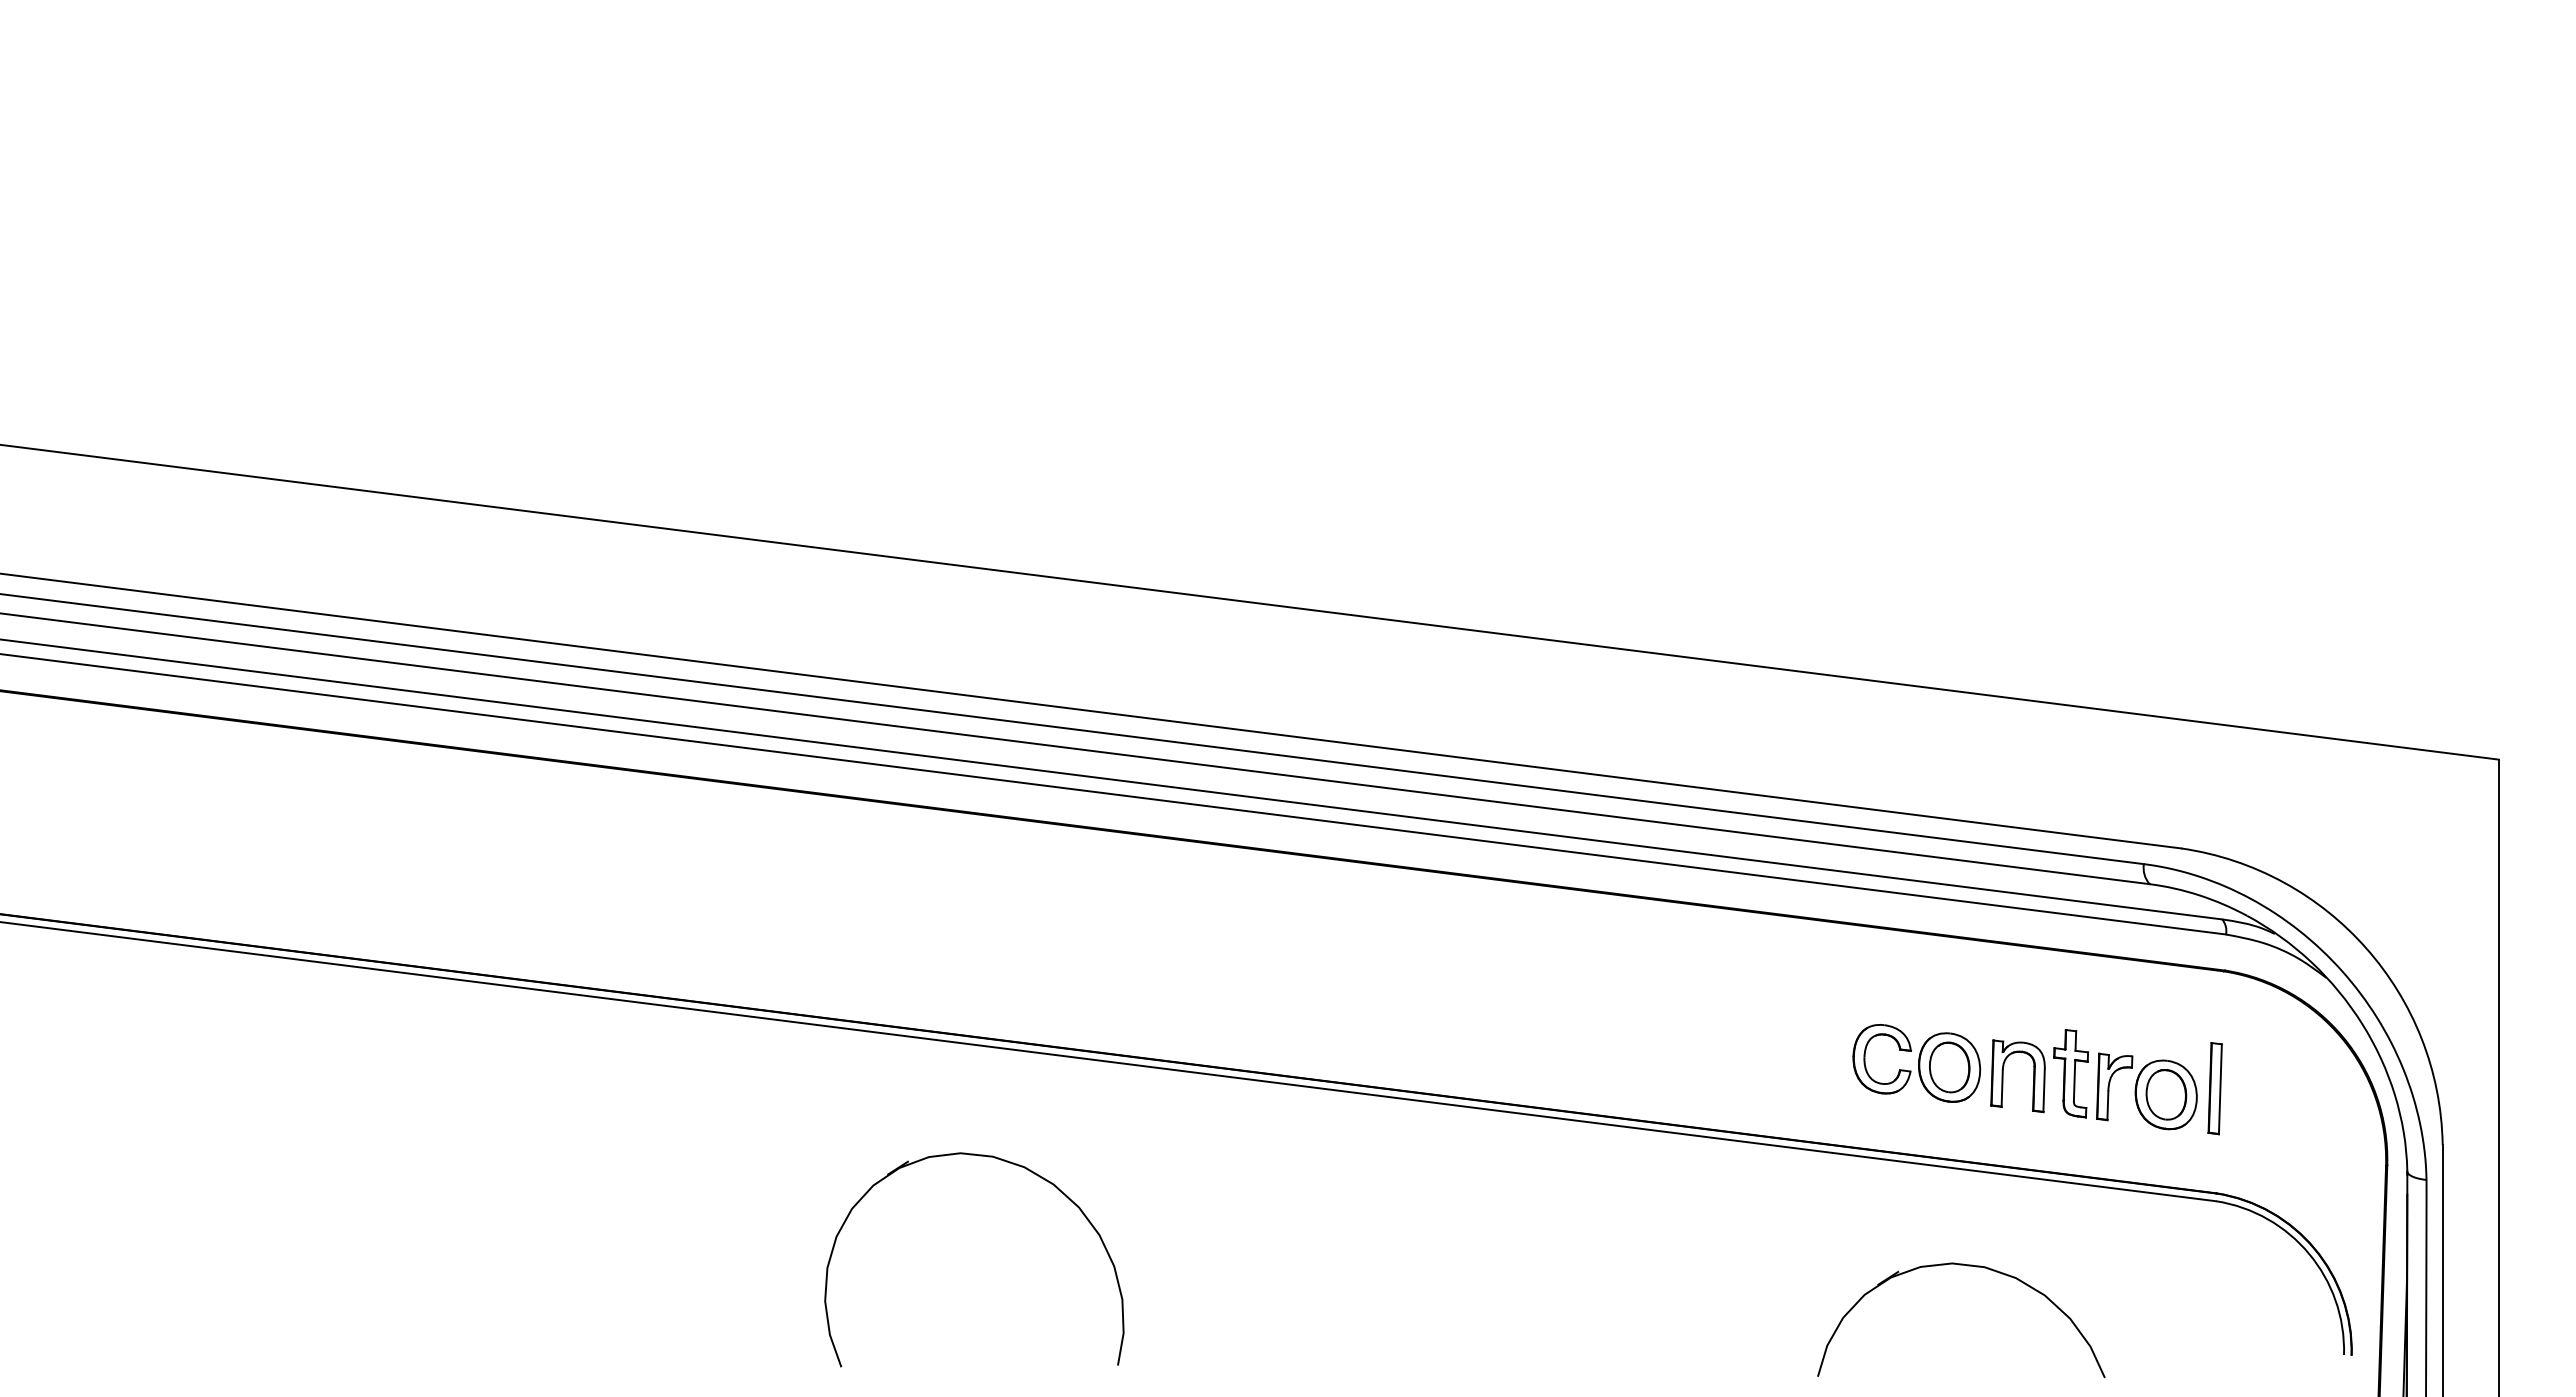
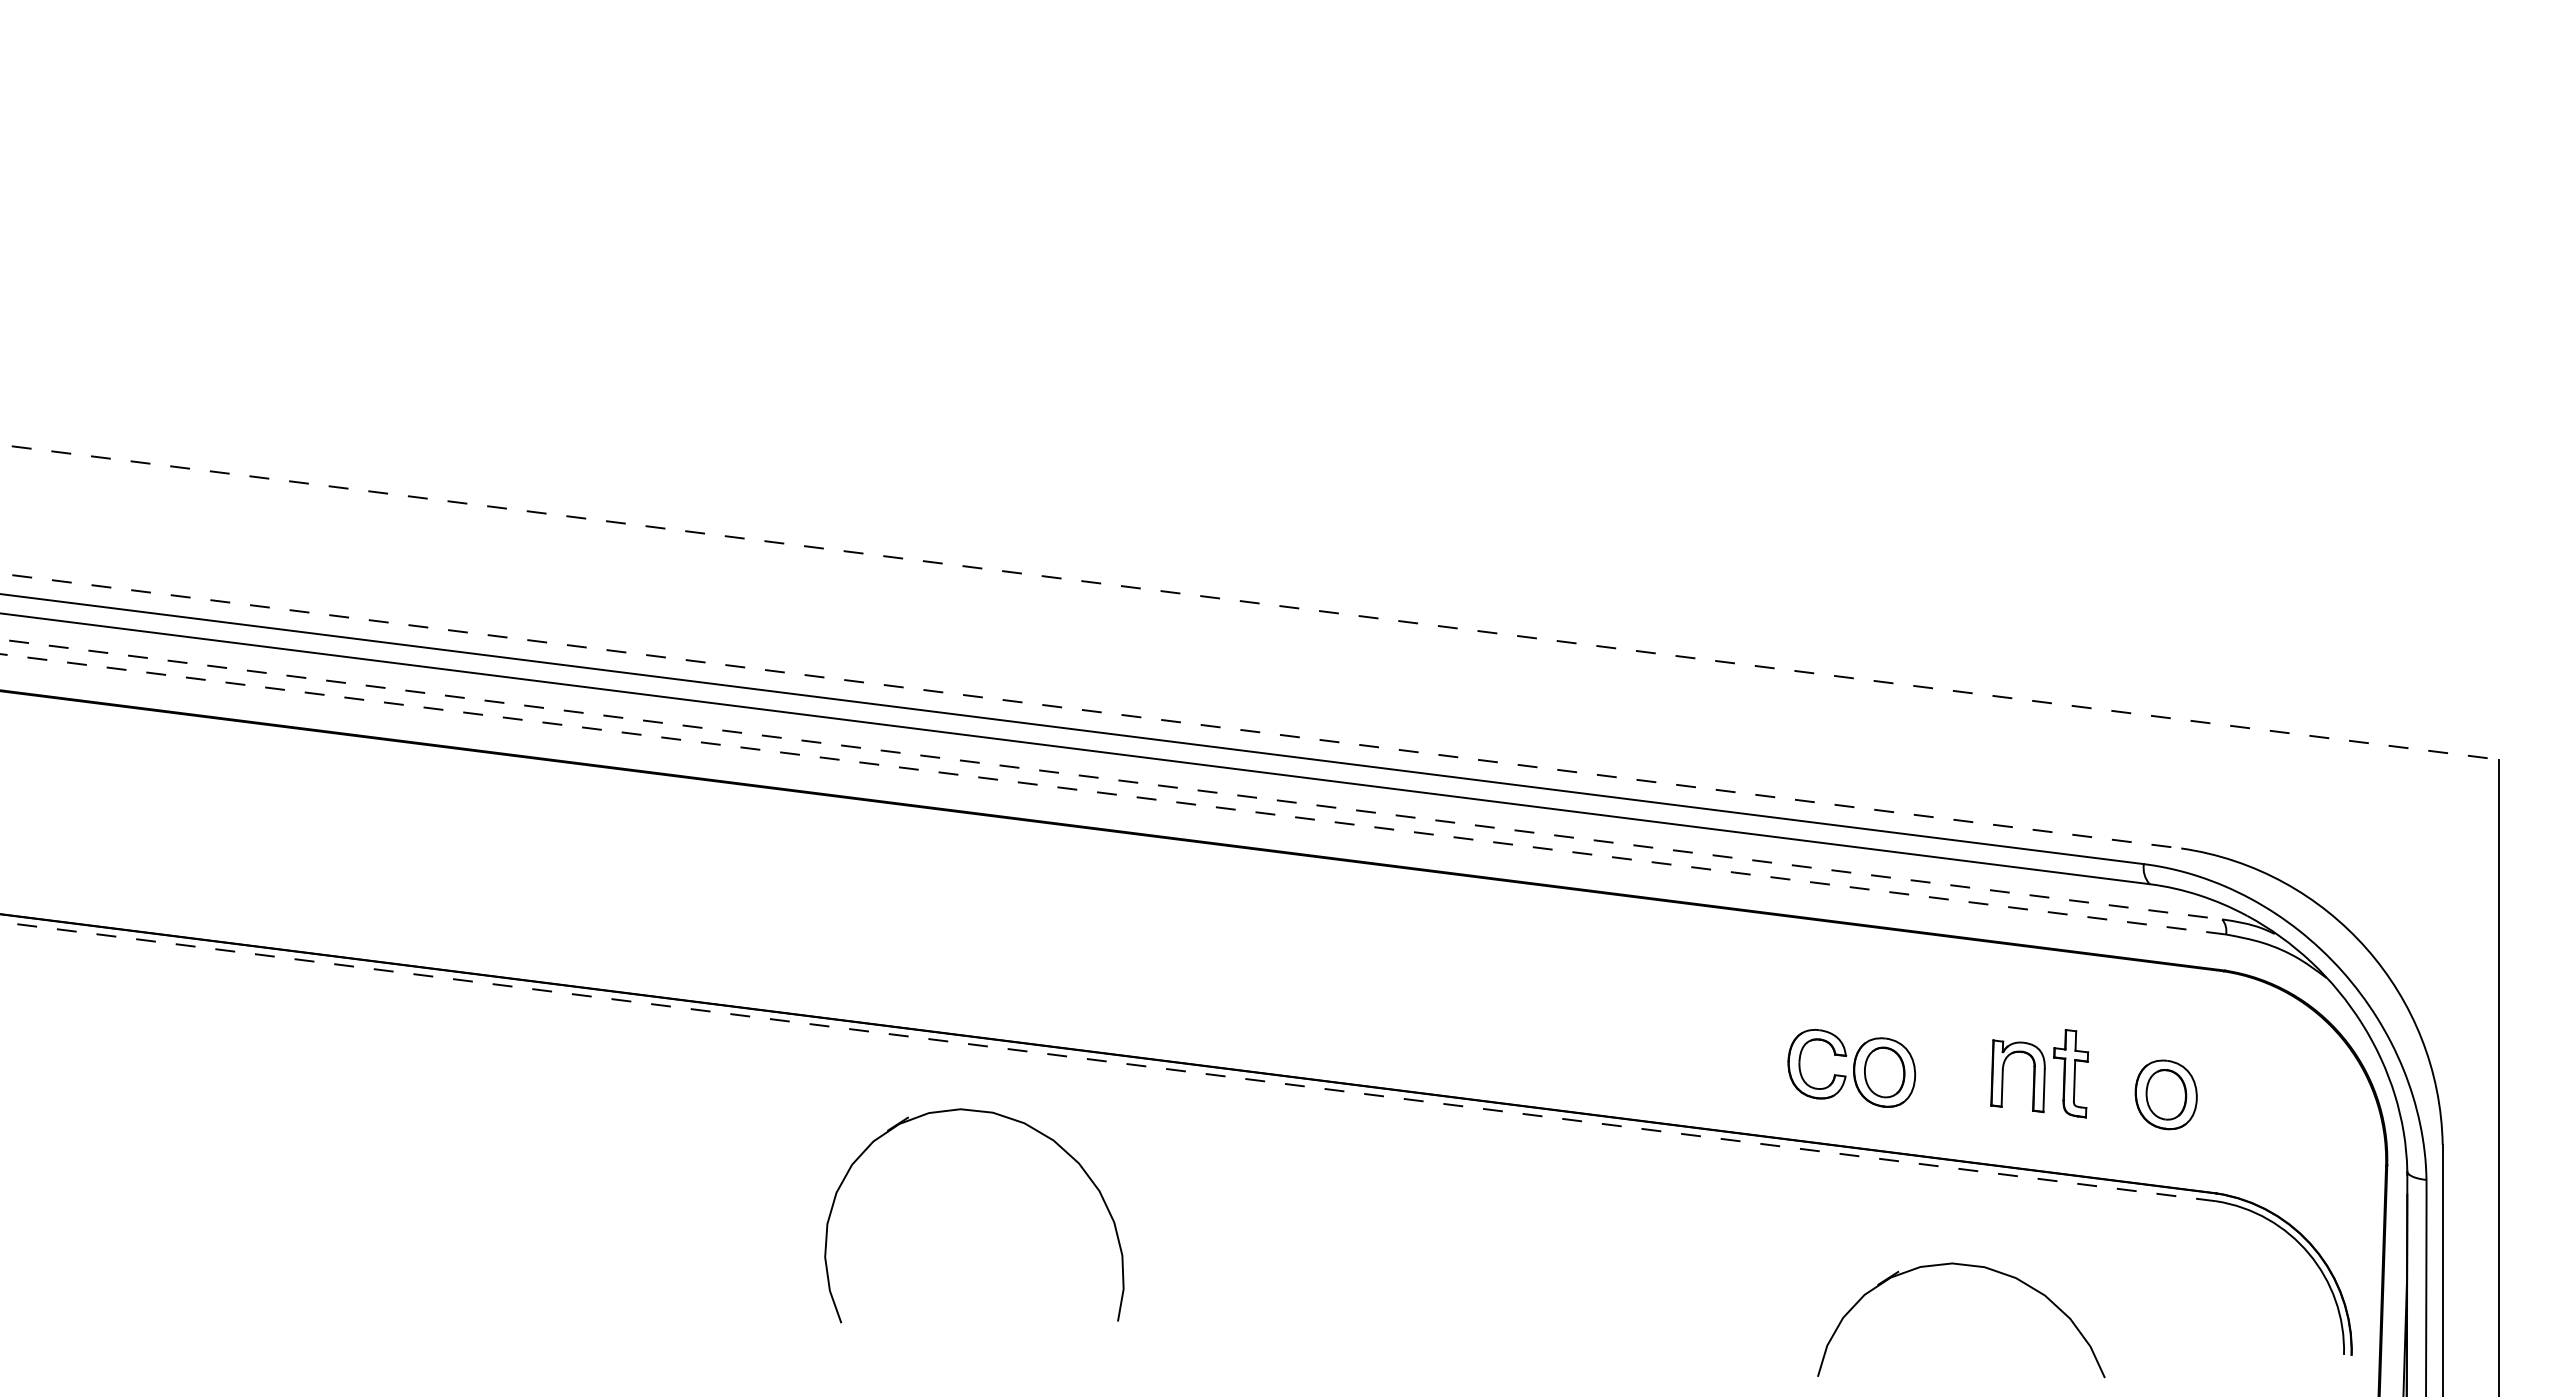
line: solid -> dashed (1249, 602)
line: solid -> dashed (1090, 711)
line: solid -> dashed (1111, 779)
line: solid -> dashed (1112, 794)
line: solid -> dashed (1107, 1061)
part position: (1916, 1063) -> (1851, 1068) (1851, 1068)
part: present -> none (2114, 1086)
part: present -> none (2214, 1088)
part position: (1006, 1162) -> (1006, 1118) (1006, 1118)
